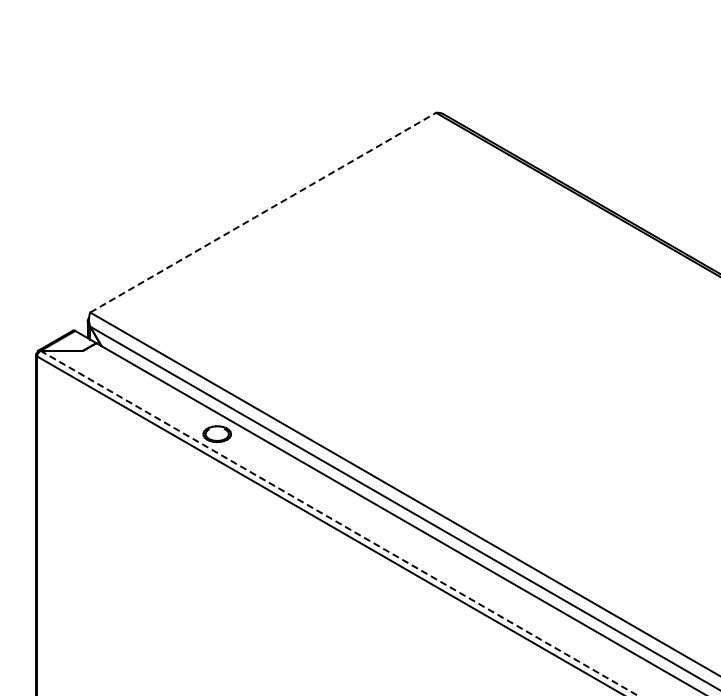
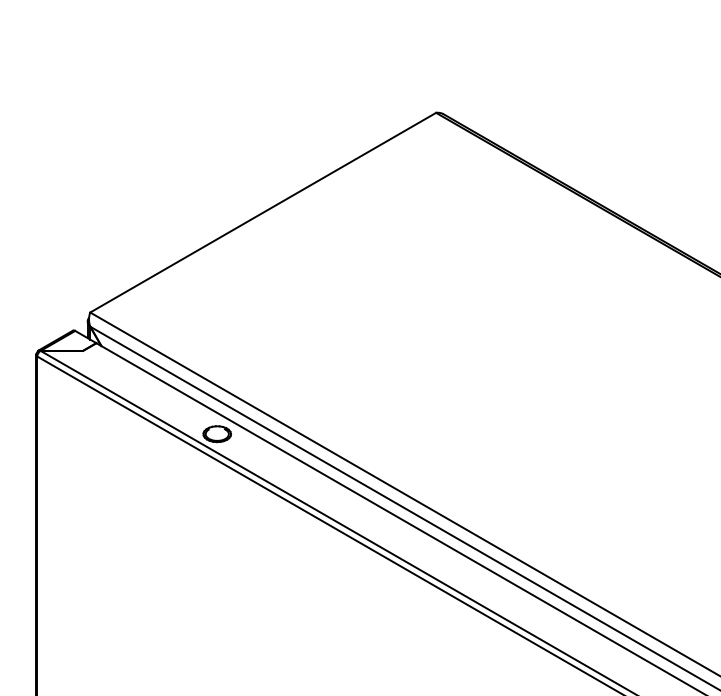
line: dashed -> solid (263, 212)
line: dashed -> solid (339, 523)
